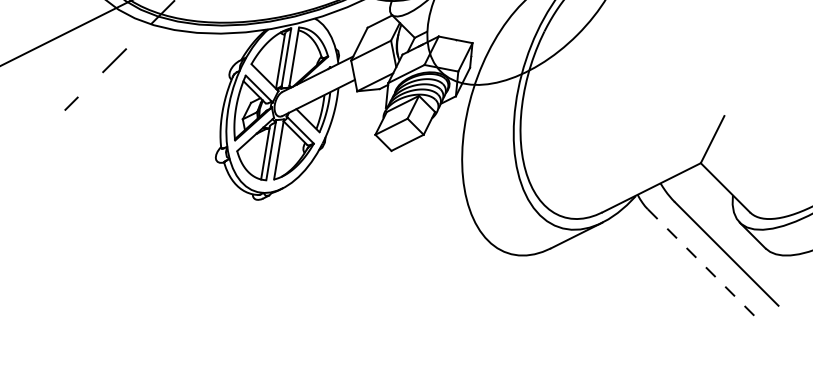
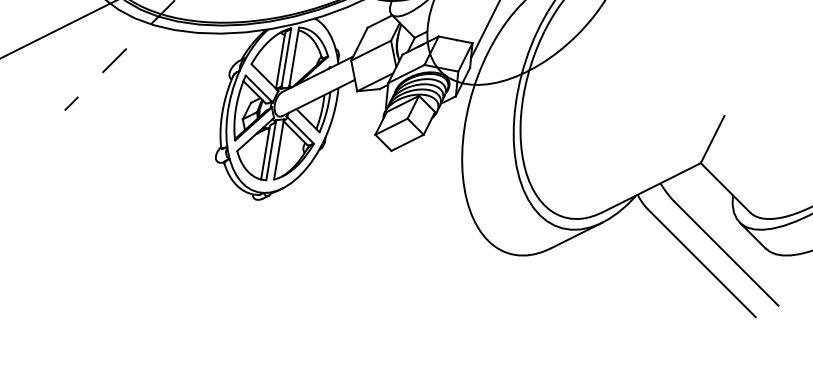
line: none -> present (484, 30)
line position: (65, 33) -> (57, 29) (57, 29)
line: dashed -> solid (702, 263)
